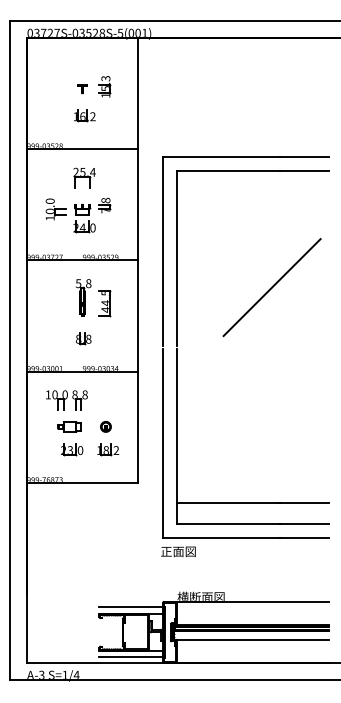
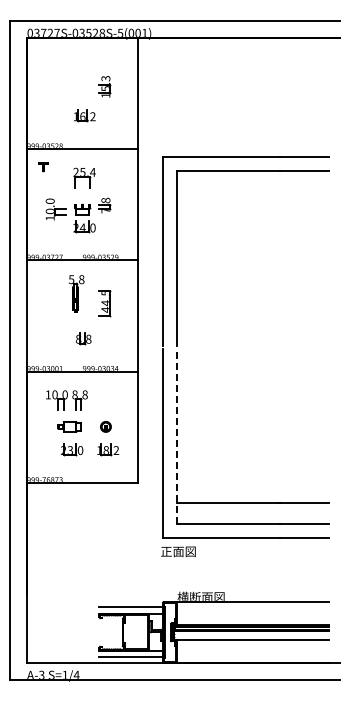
part position: (82, 89) -> (43, 167) (43, 167)
line: present -> none (271, 287)
part position: (83, 297) -> (76, 293) (76, 293)
line: solid -> dashed (177, 435)
